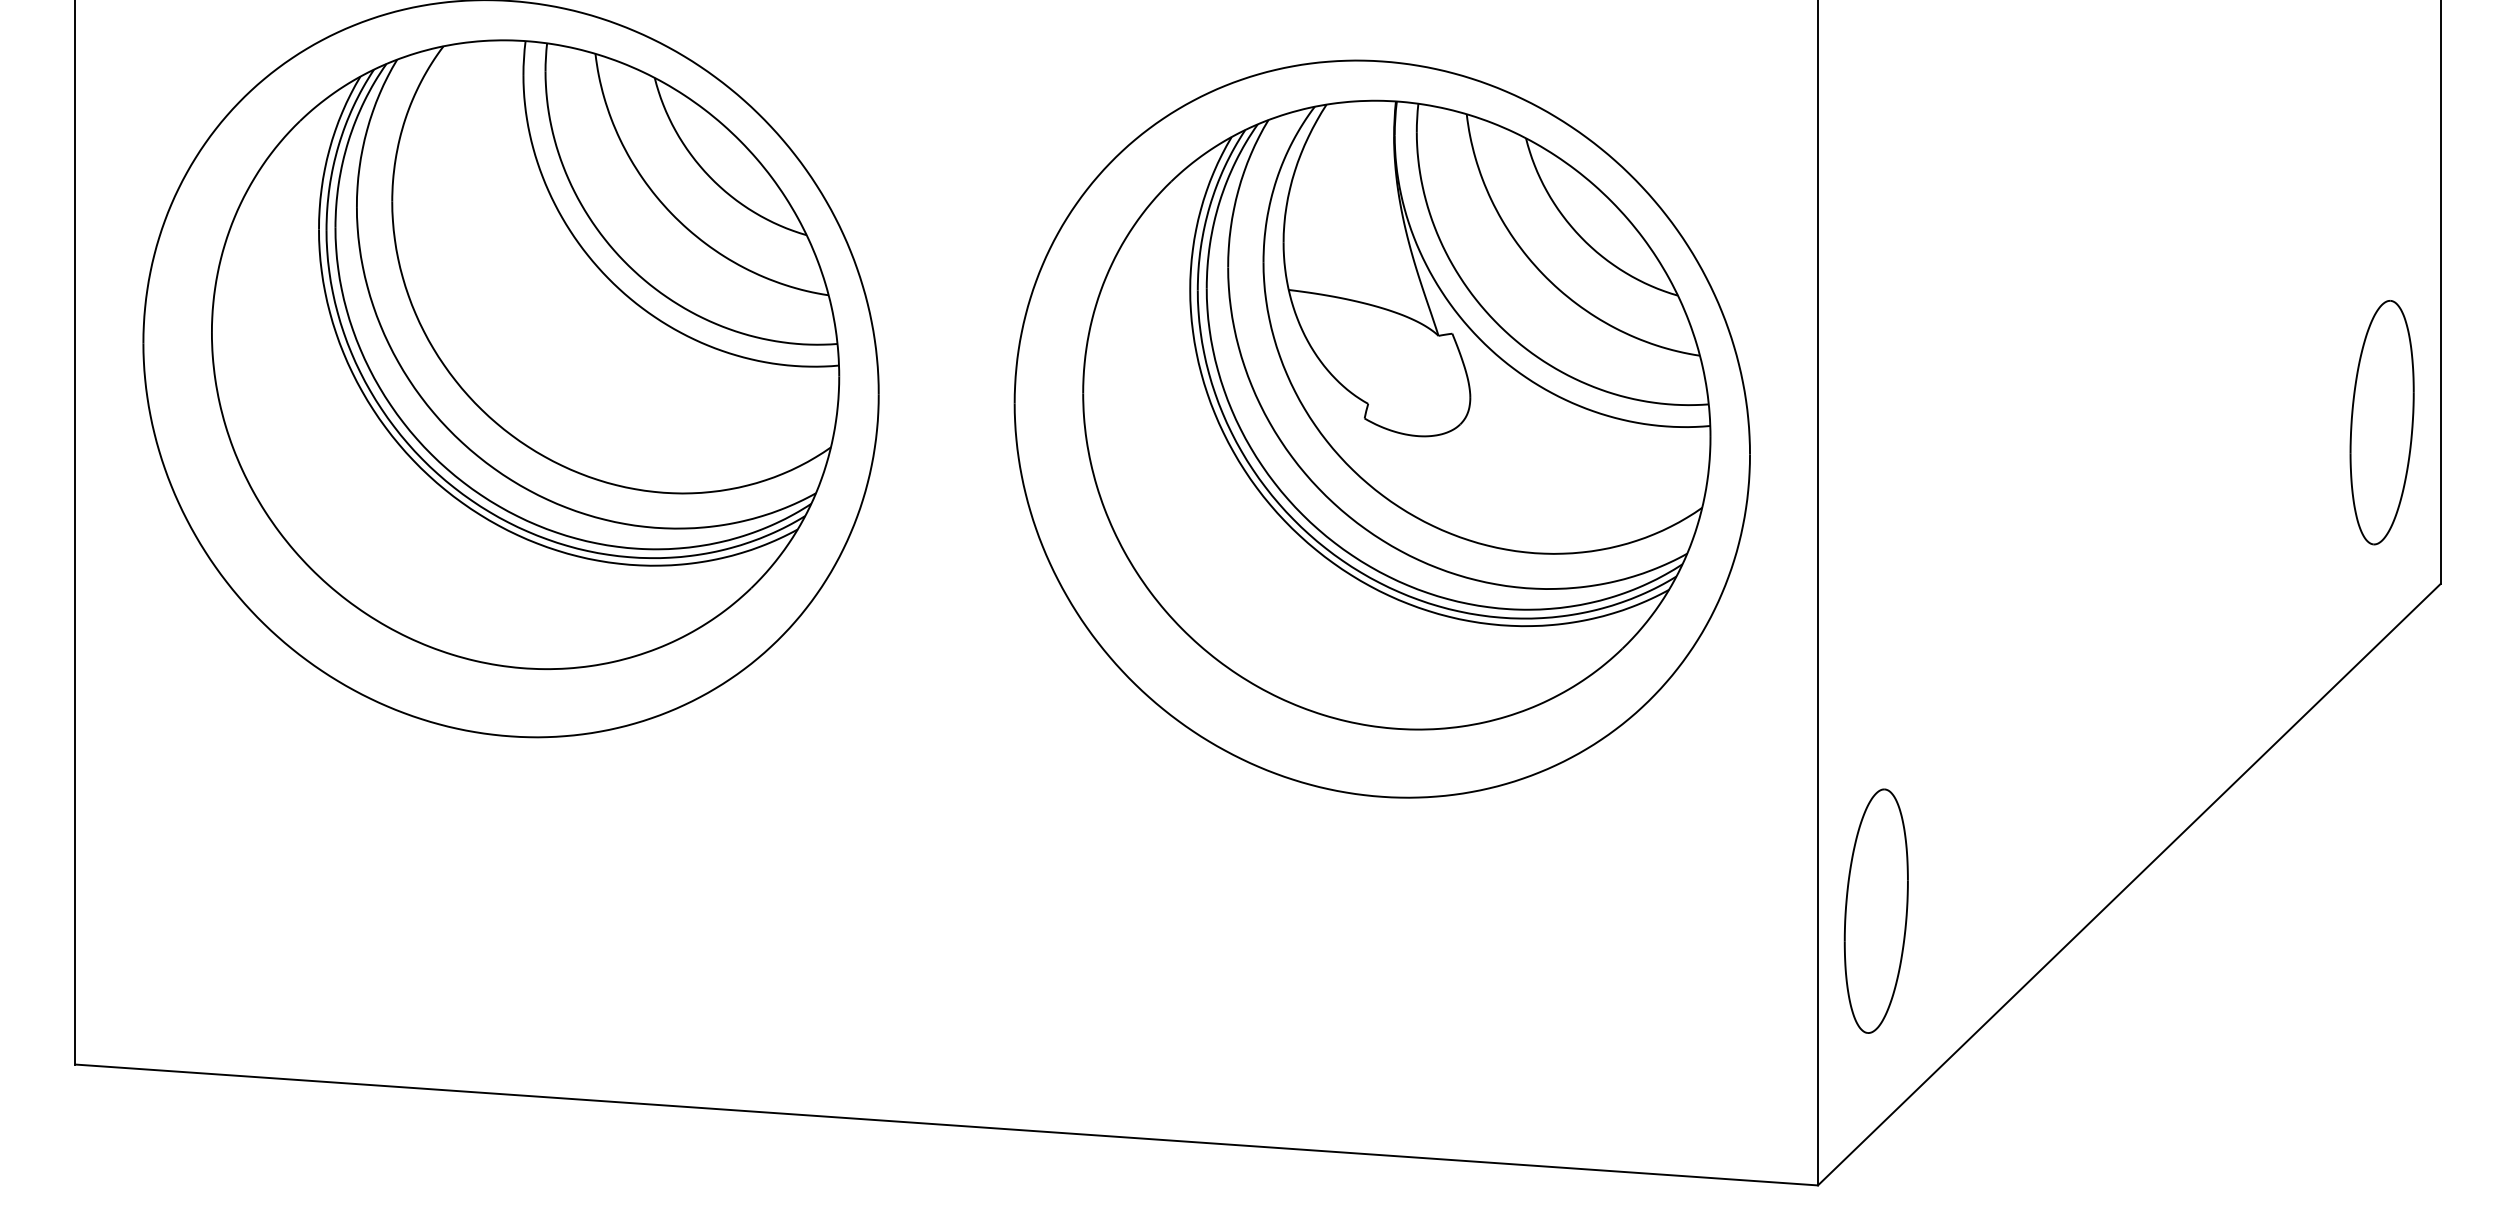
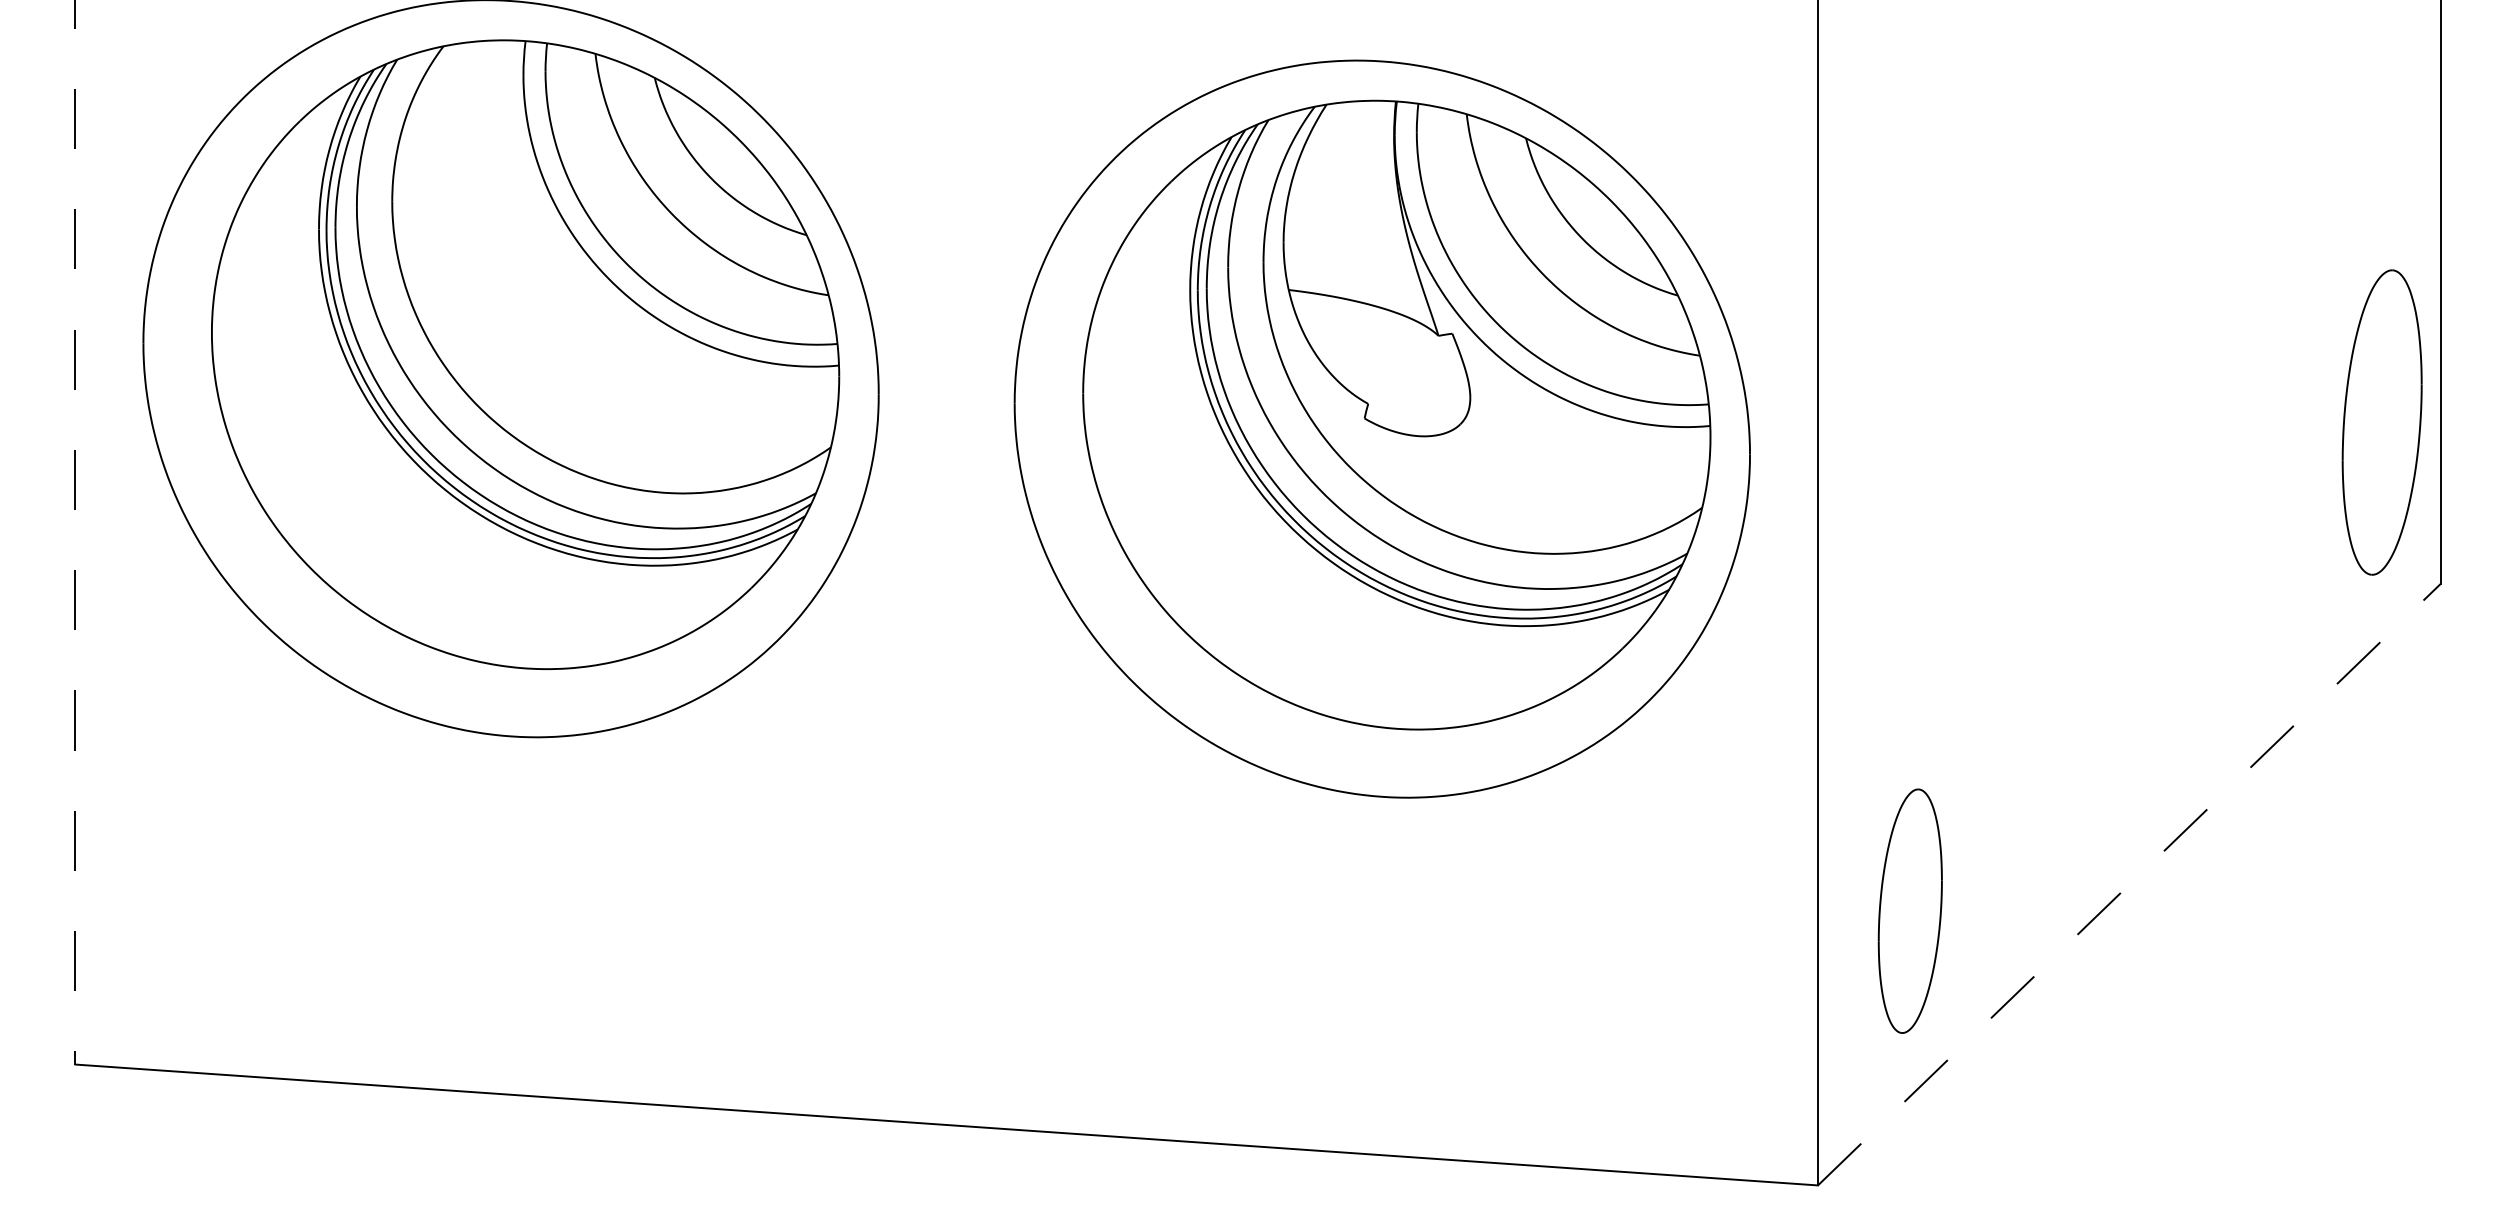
part size: 66x246 px -> 82x307 px (2381, 422)
line: solid -> dashed (75, 532)
line: solid -> dashed (2129, 884)
part position: (1875, 910) -> (1909, 910) (1909, 910)
